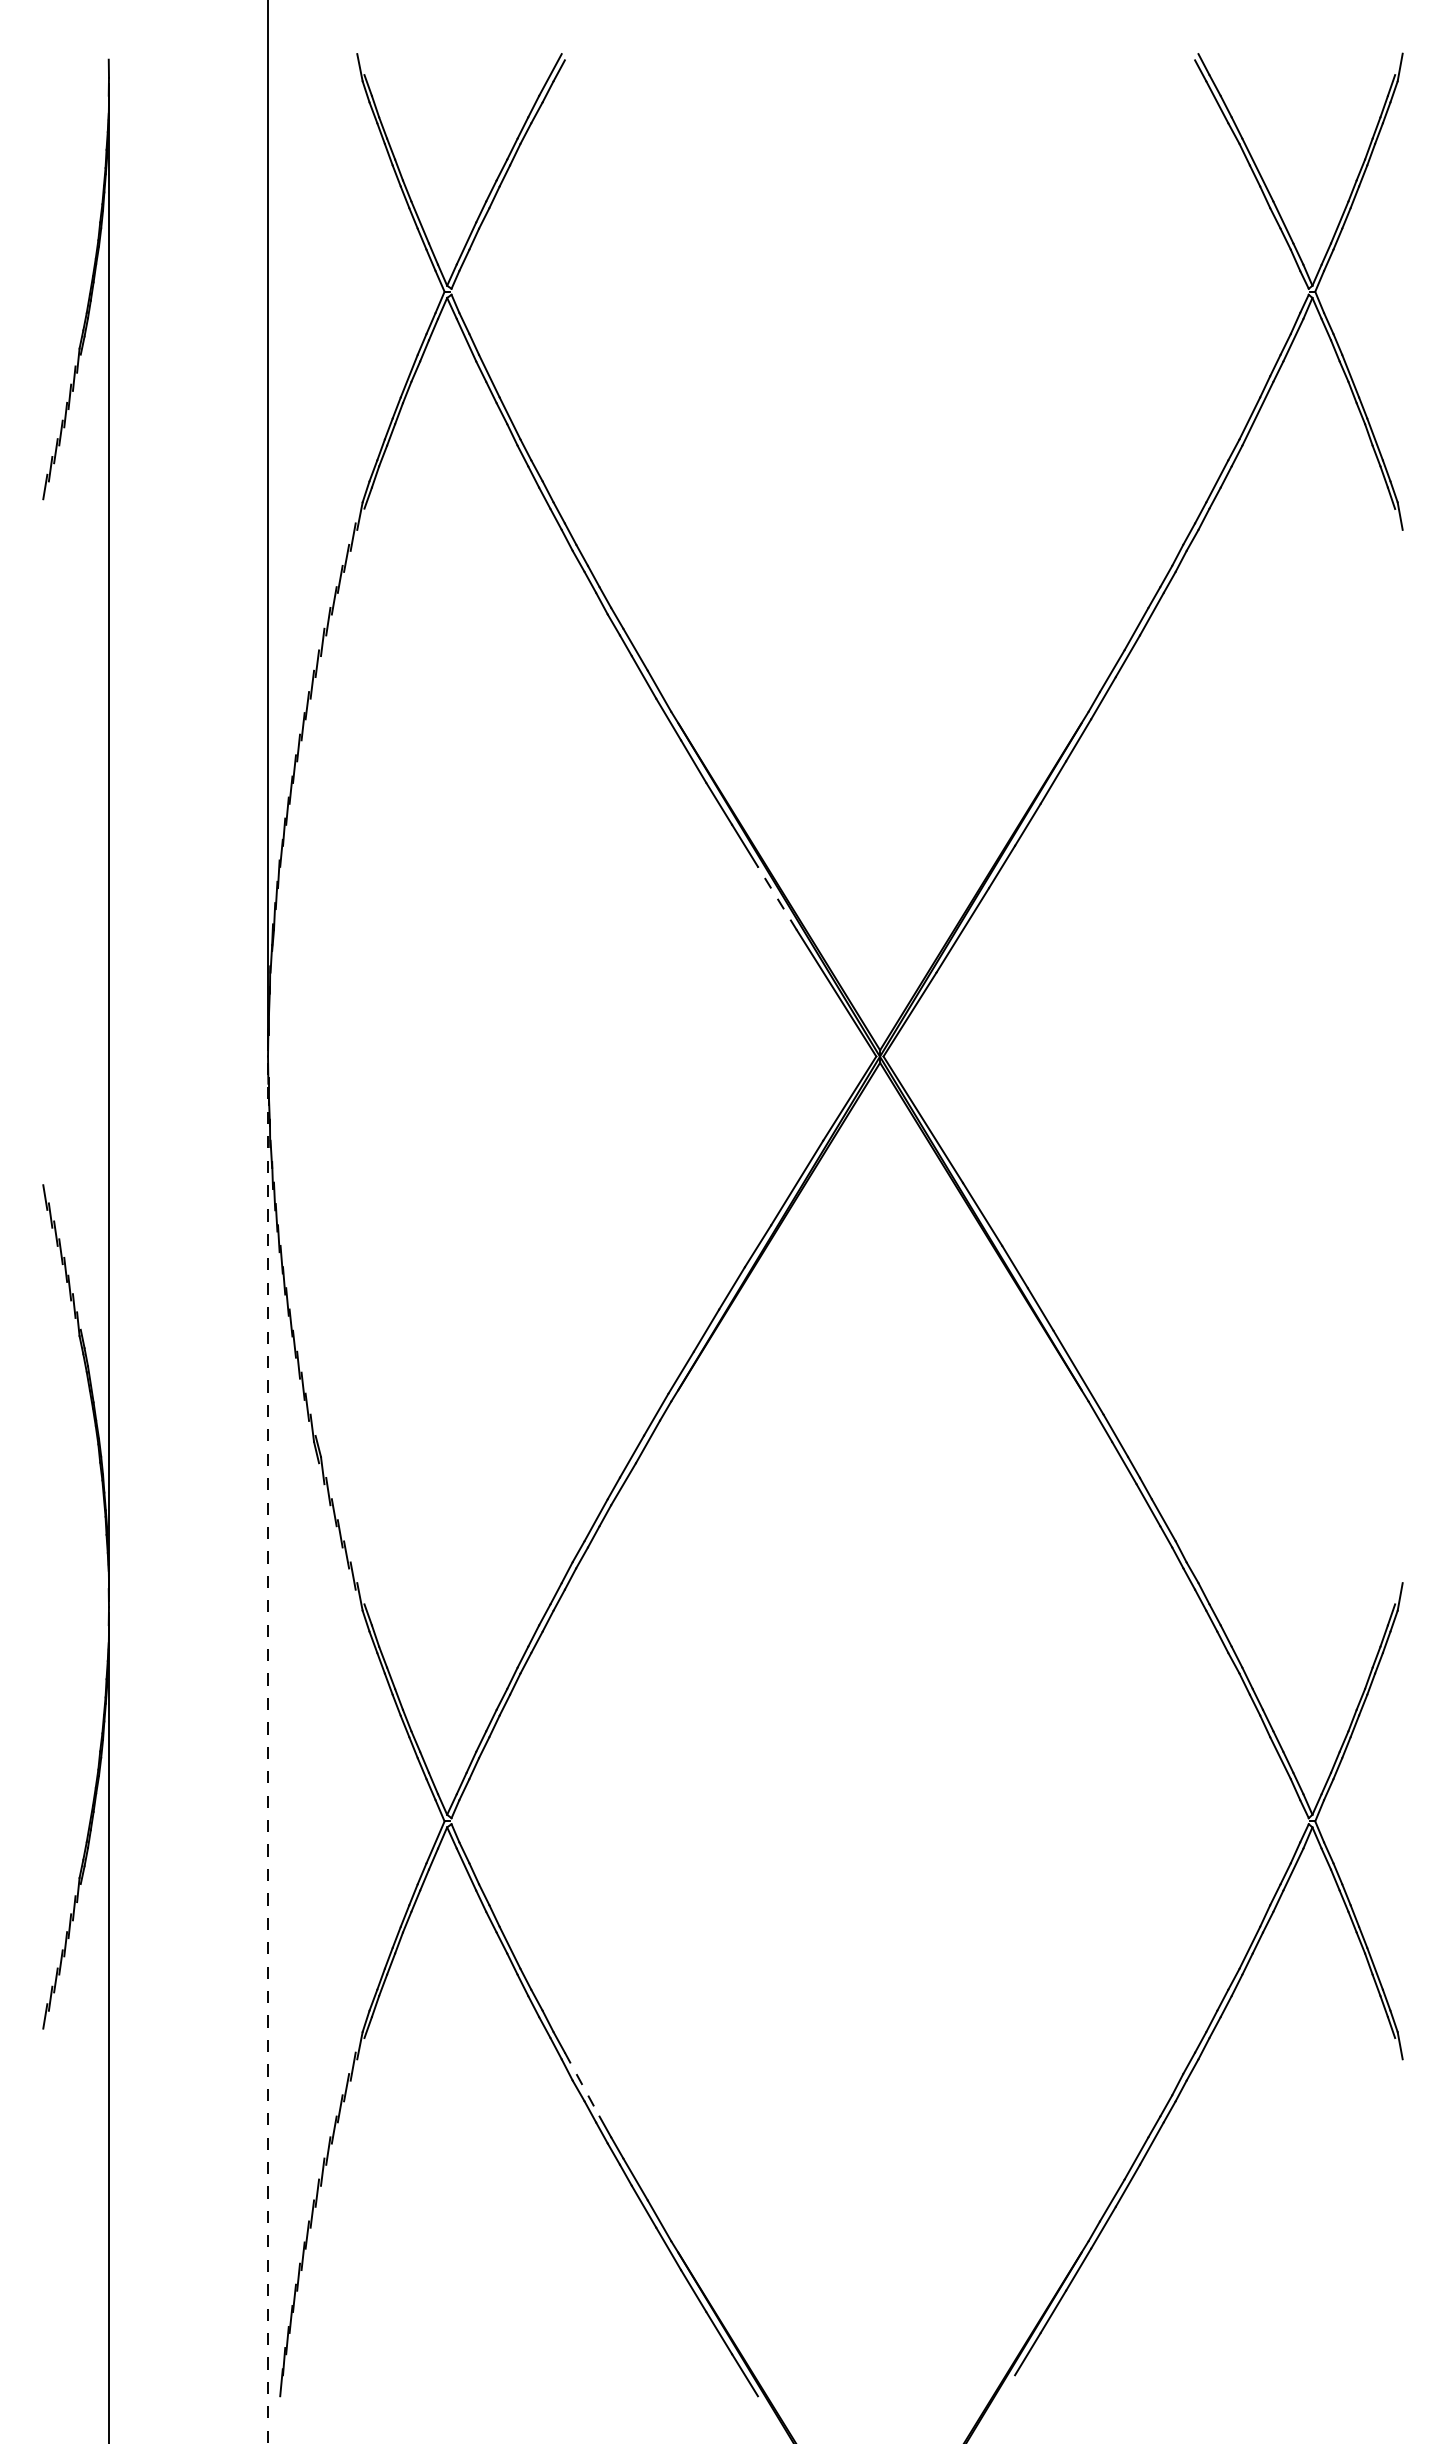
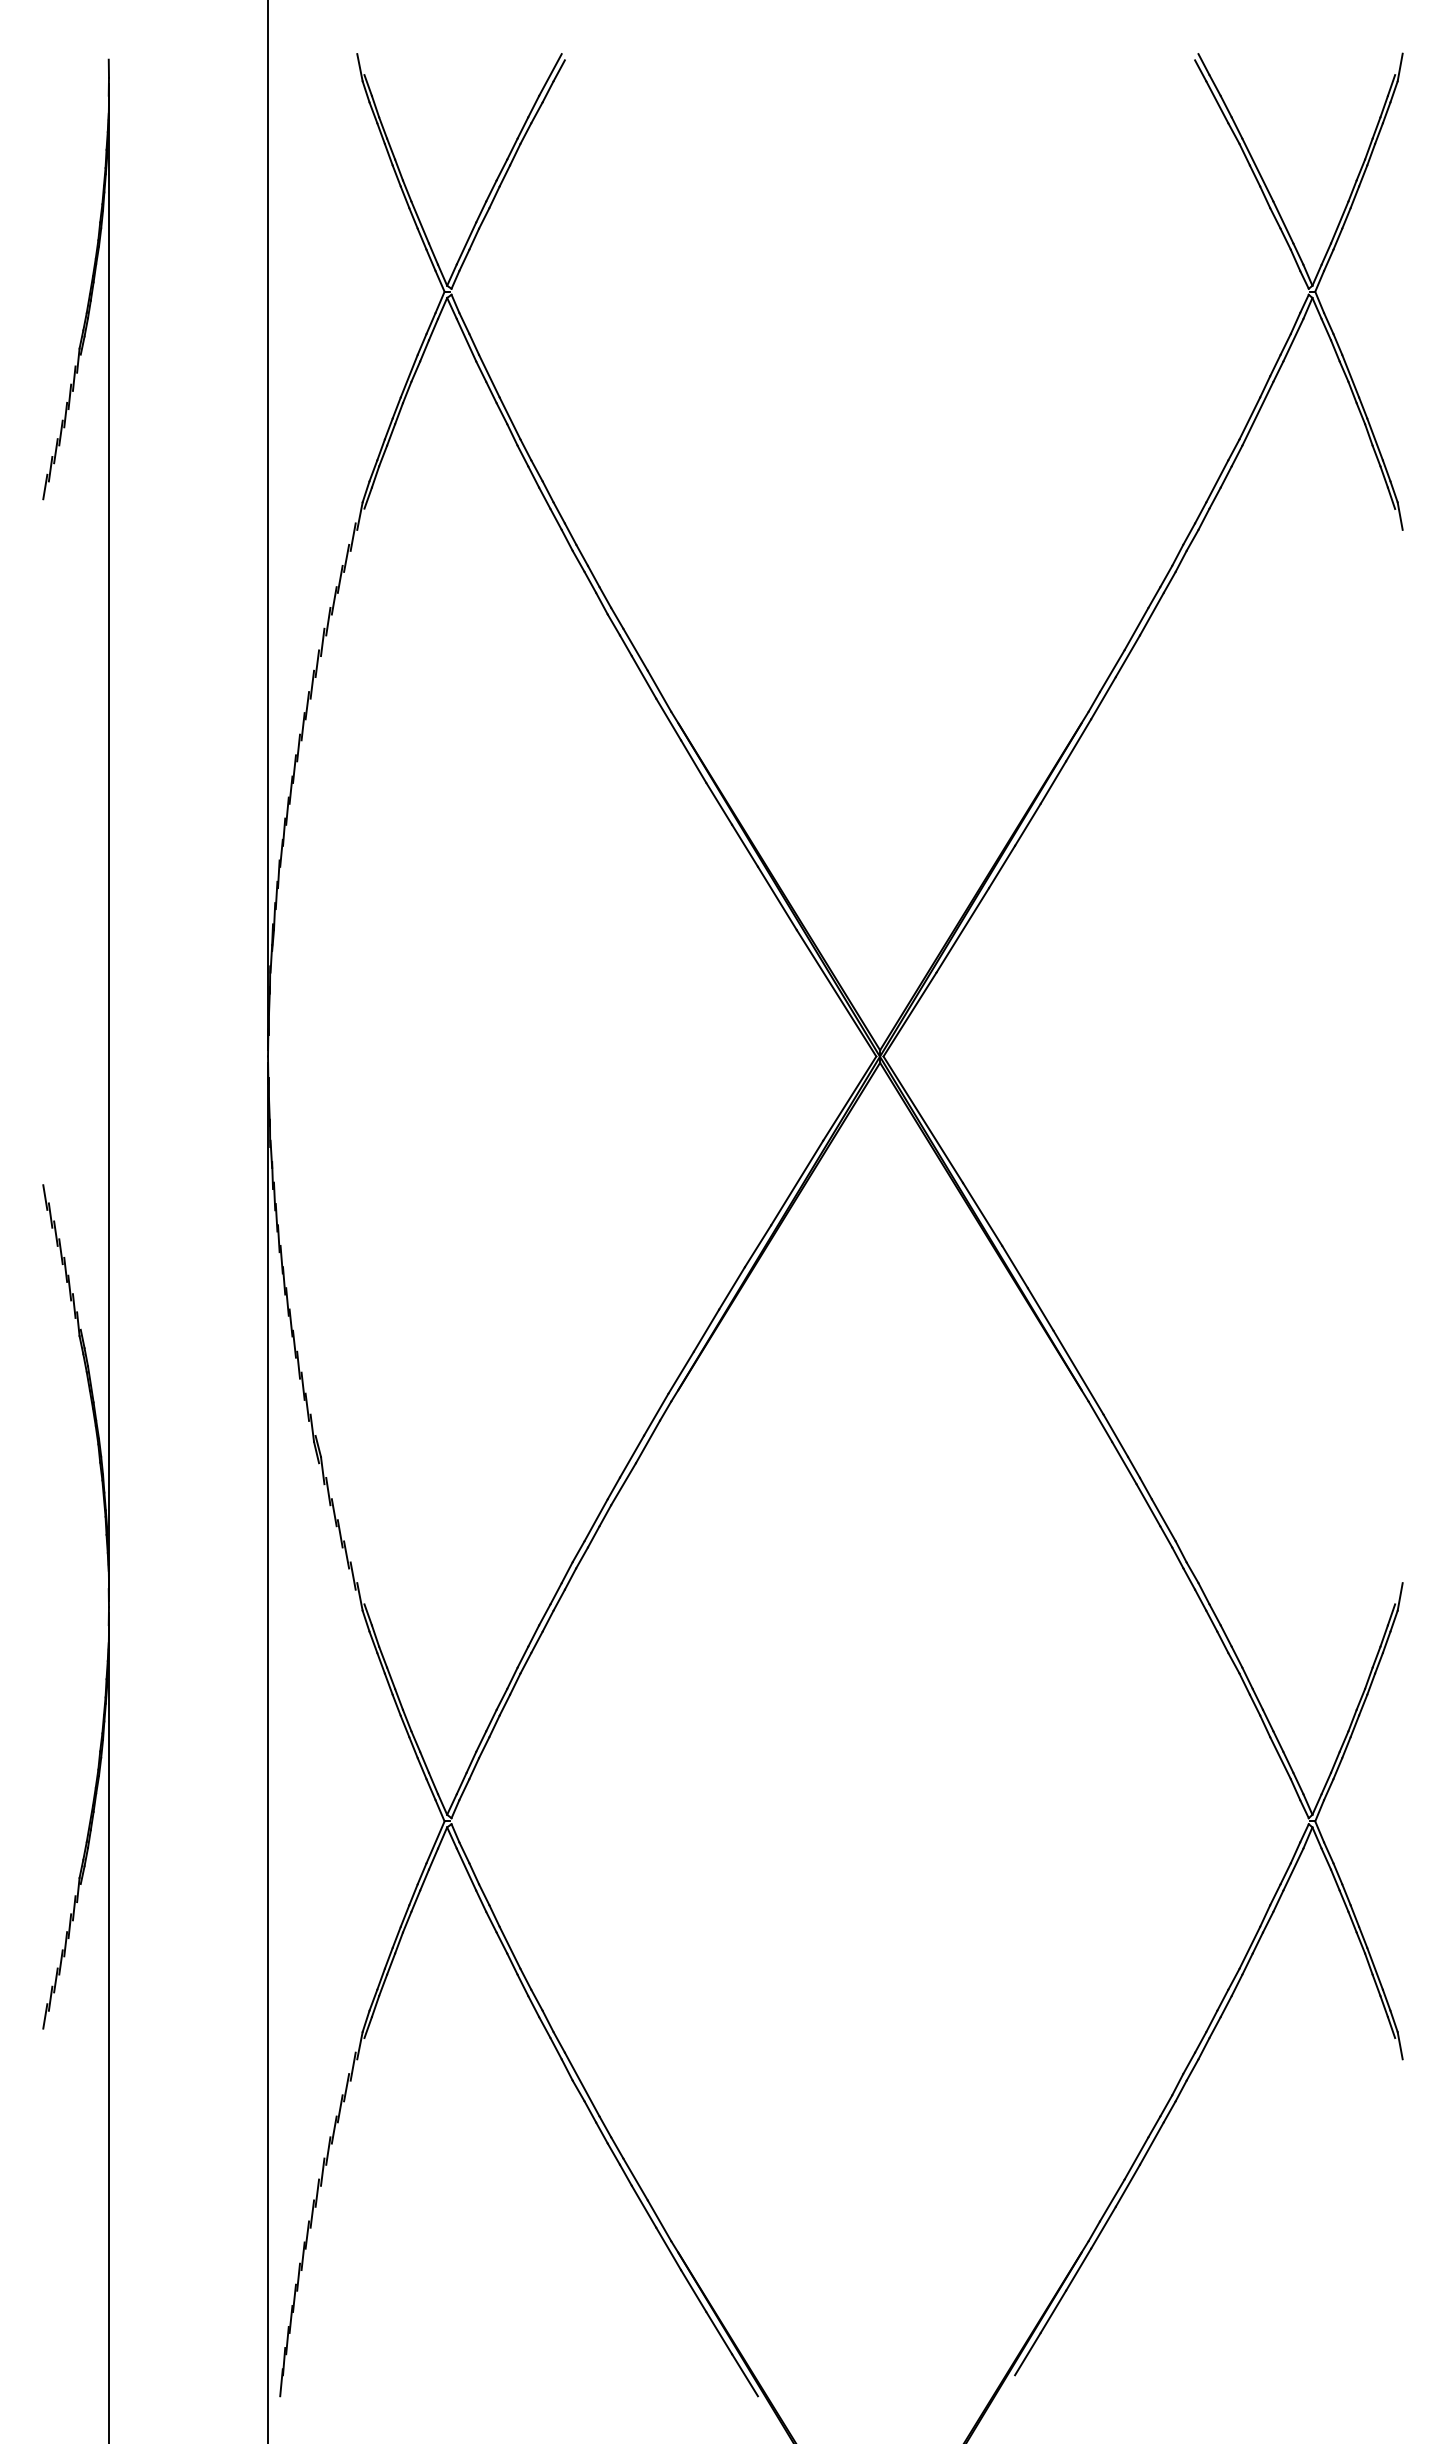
line: dashed -> solid (777, 898)
line: dashed -> solid (268, 1753)
line: dashed -> solid (582, 2085)
